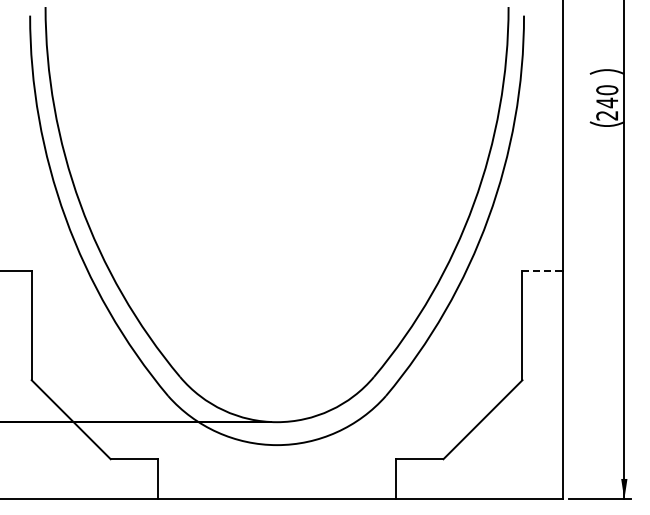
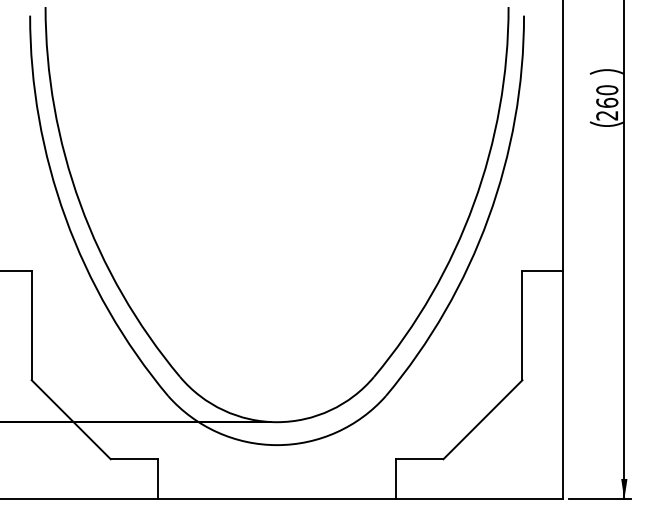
text: 240 -> 260 (607, 102)
line: dashed -> solid (543, 270)
